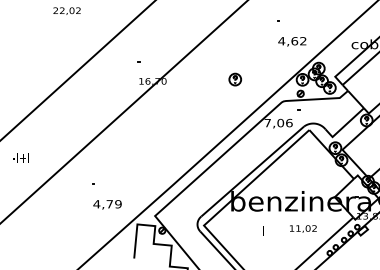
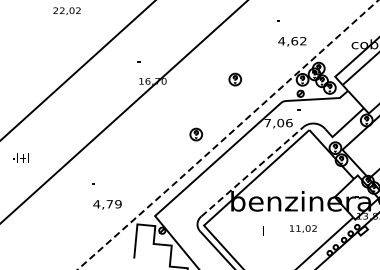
part: none -> present (196, 134)
line: solid -> dashed (228, 135)
line: solid -> dashed (253, 171)
